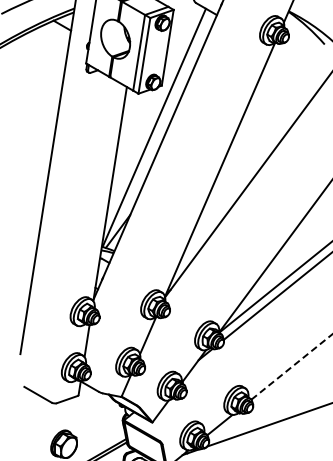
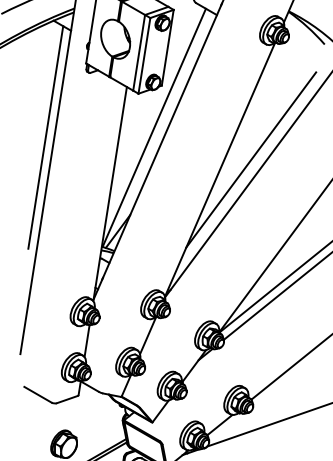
line: none -> present (45, 137)
line: none -> present (251, 159)
line: dashed -> solid (292, 366)
